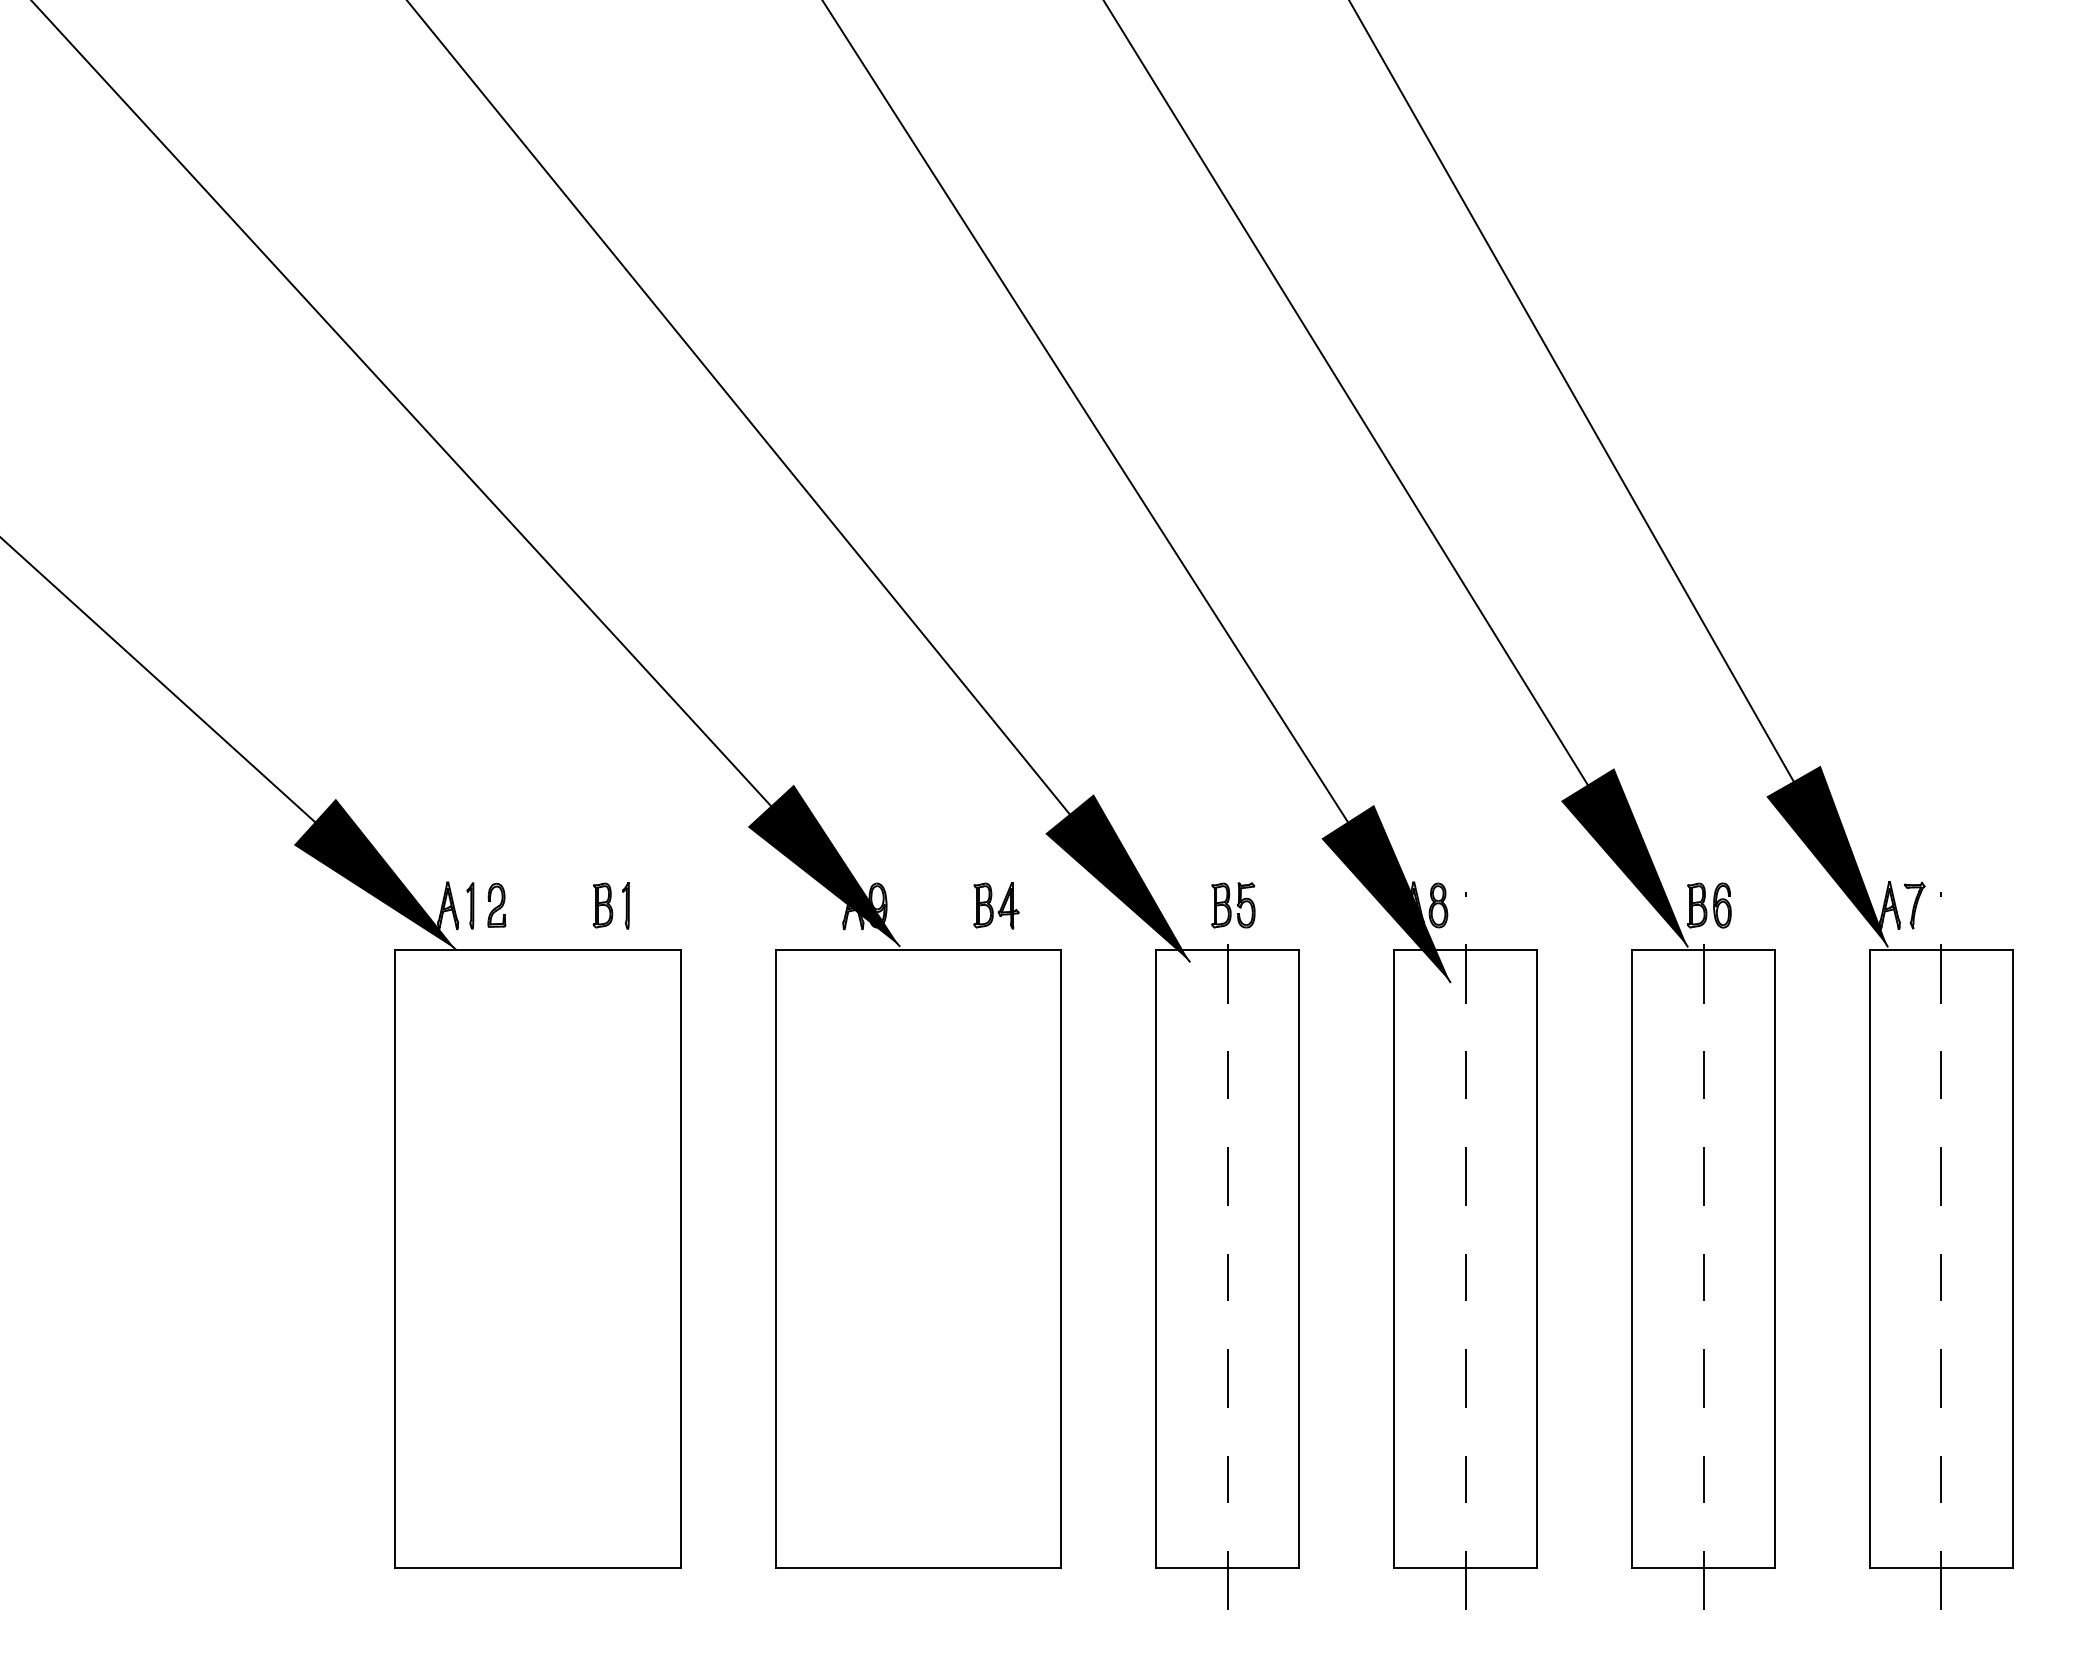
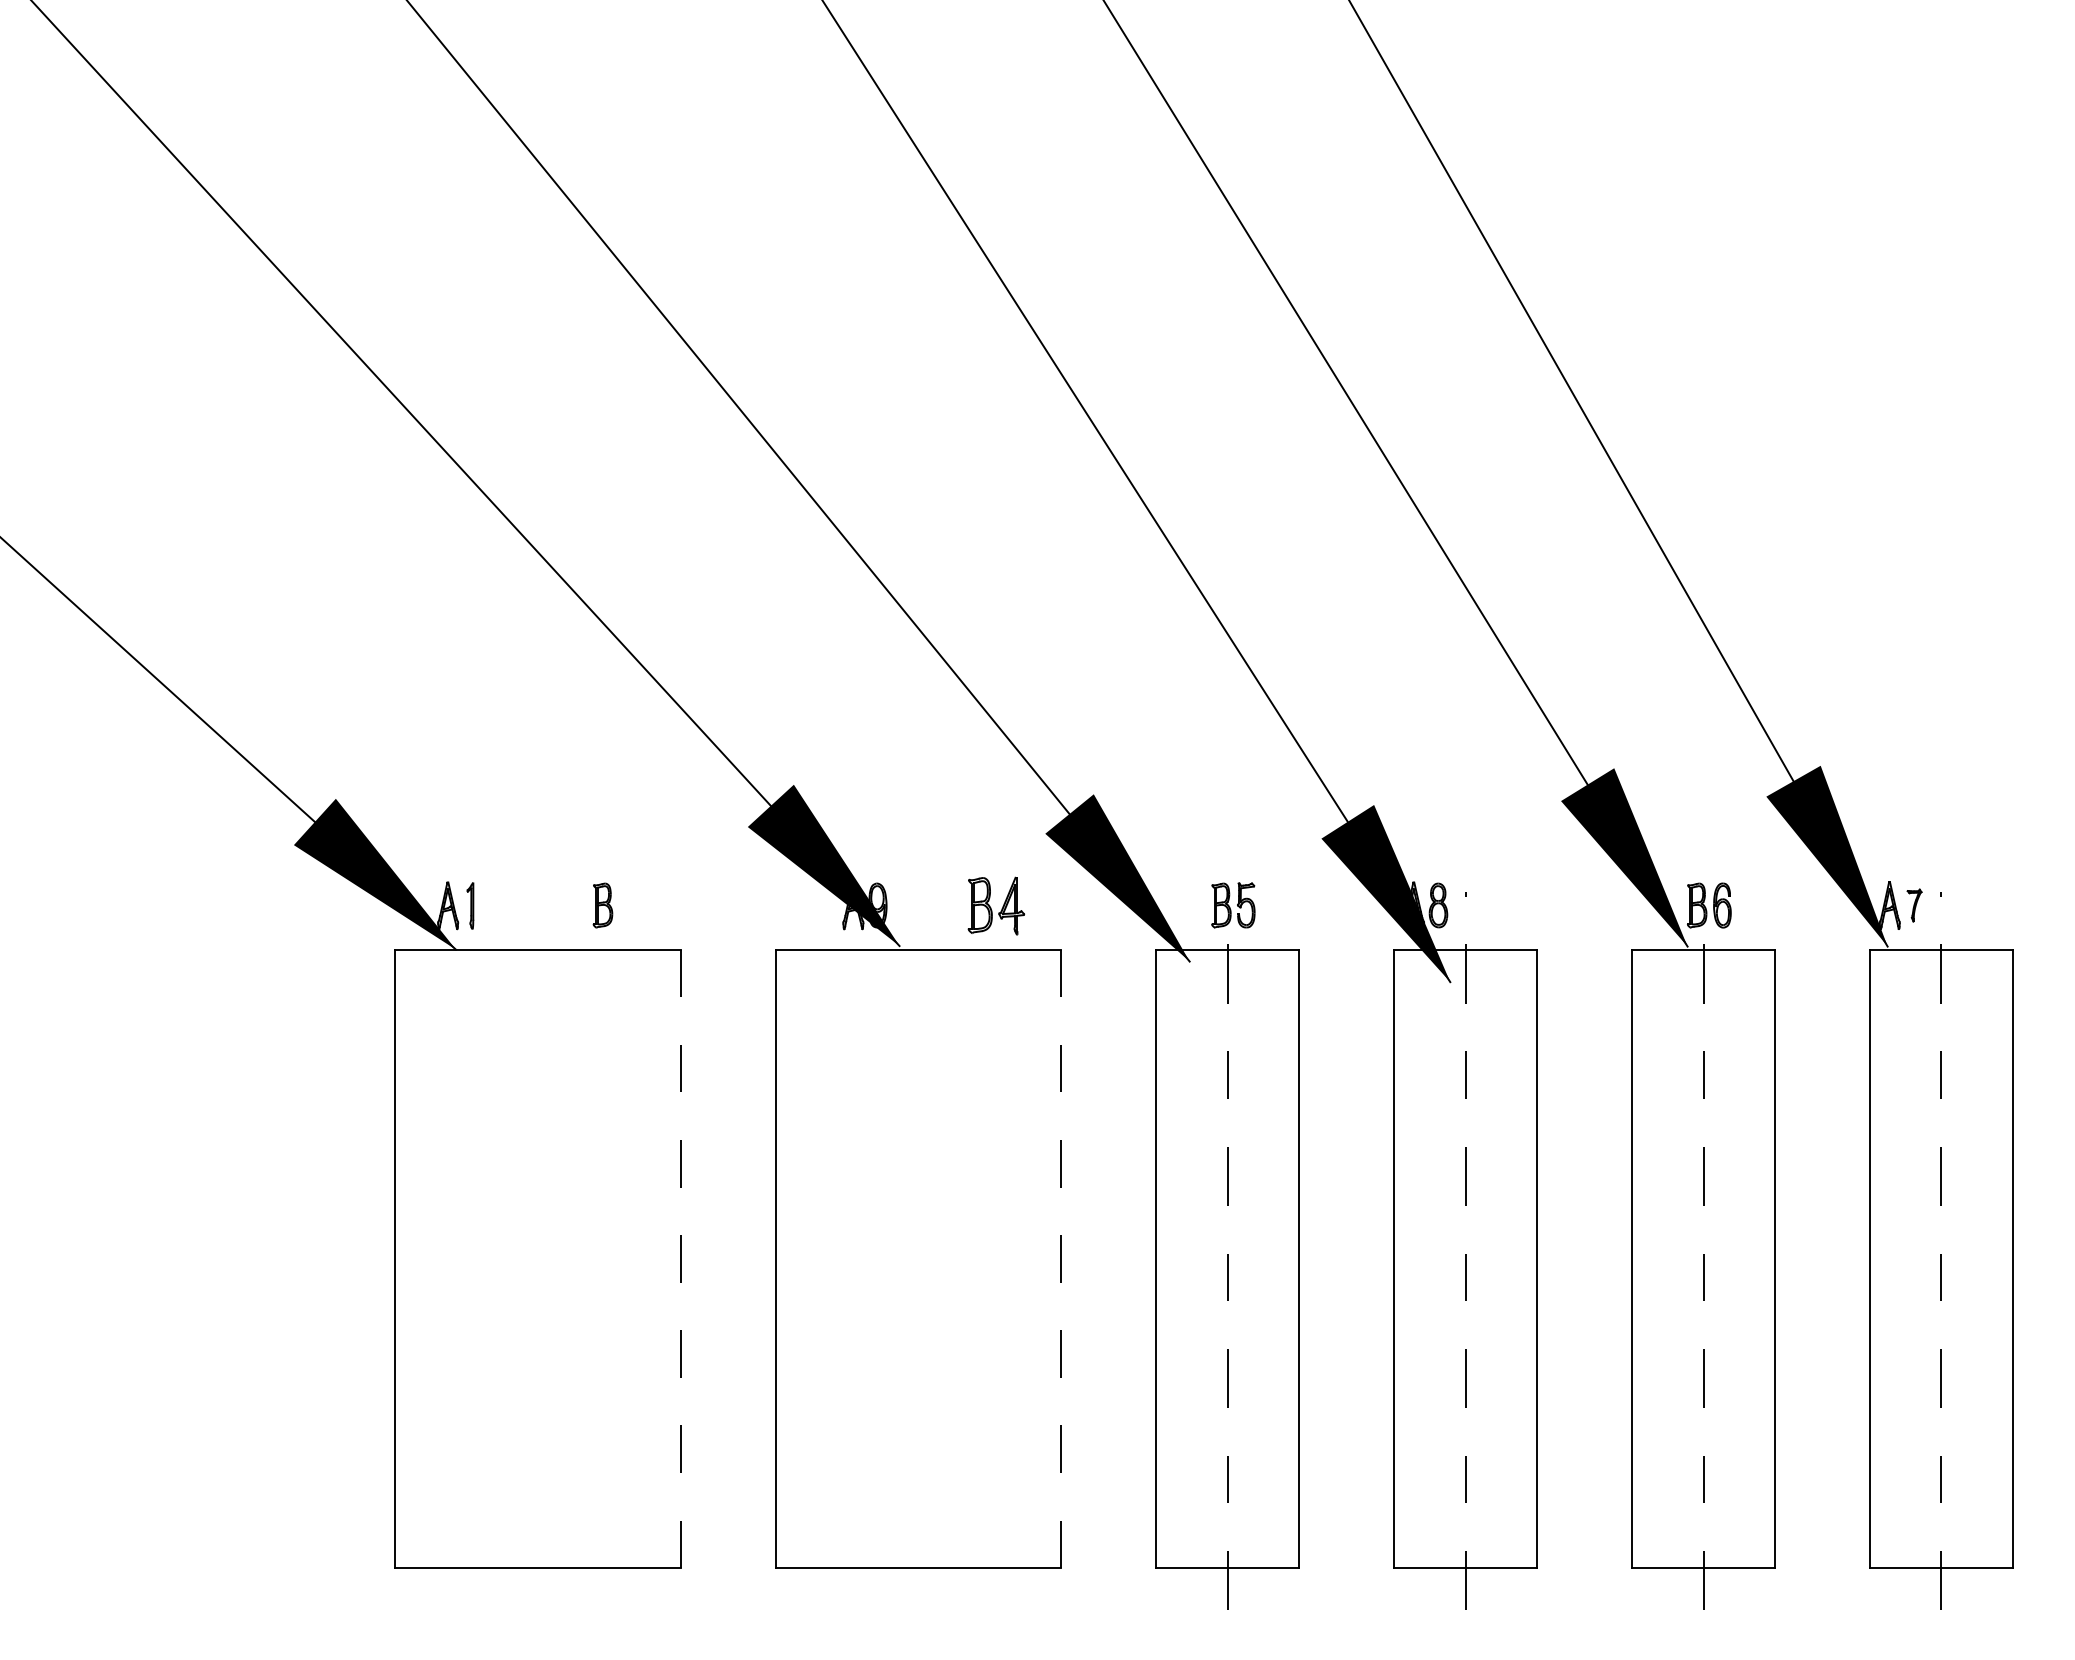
part: present -> none (496, 904)
part: present -> none (625, 905)
part size: 47x48 px -> 59x60 px (996, 905)
part size: 23x49 px -> 17x35 px (1914, 905)
line: solid -> dashed (680, 1258)
line: solid -> dashed (1061, 1258)
